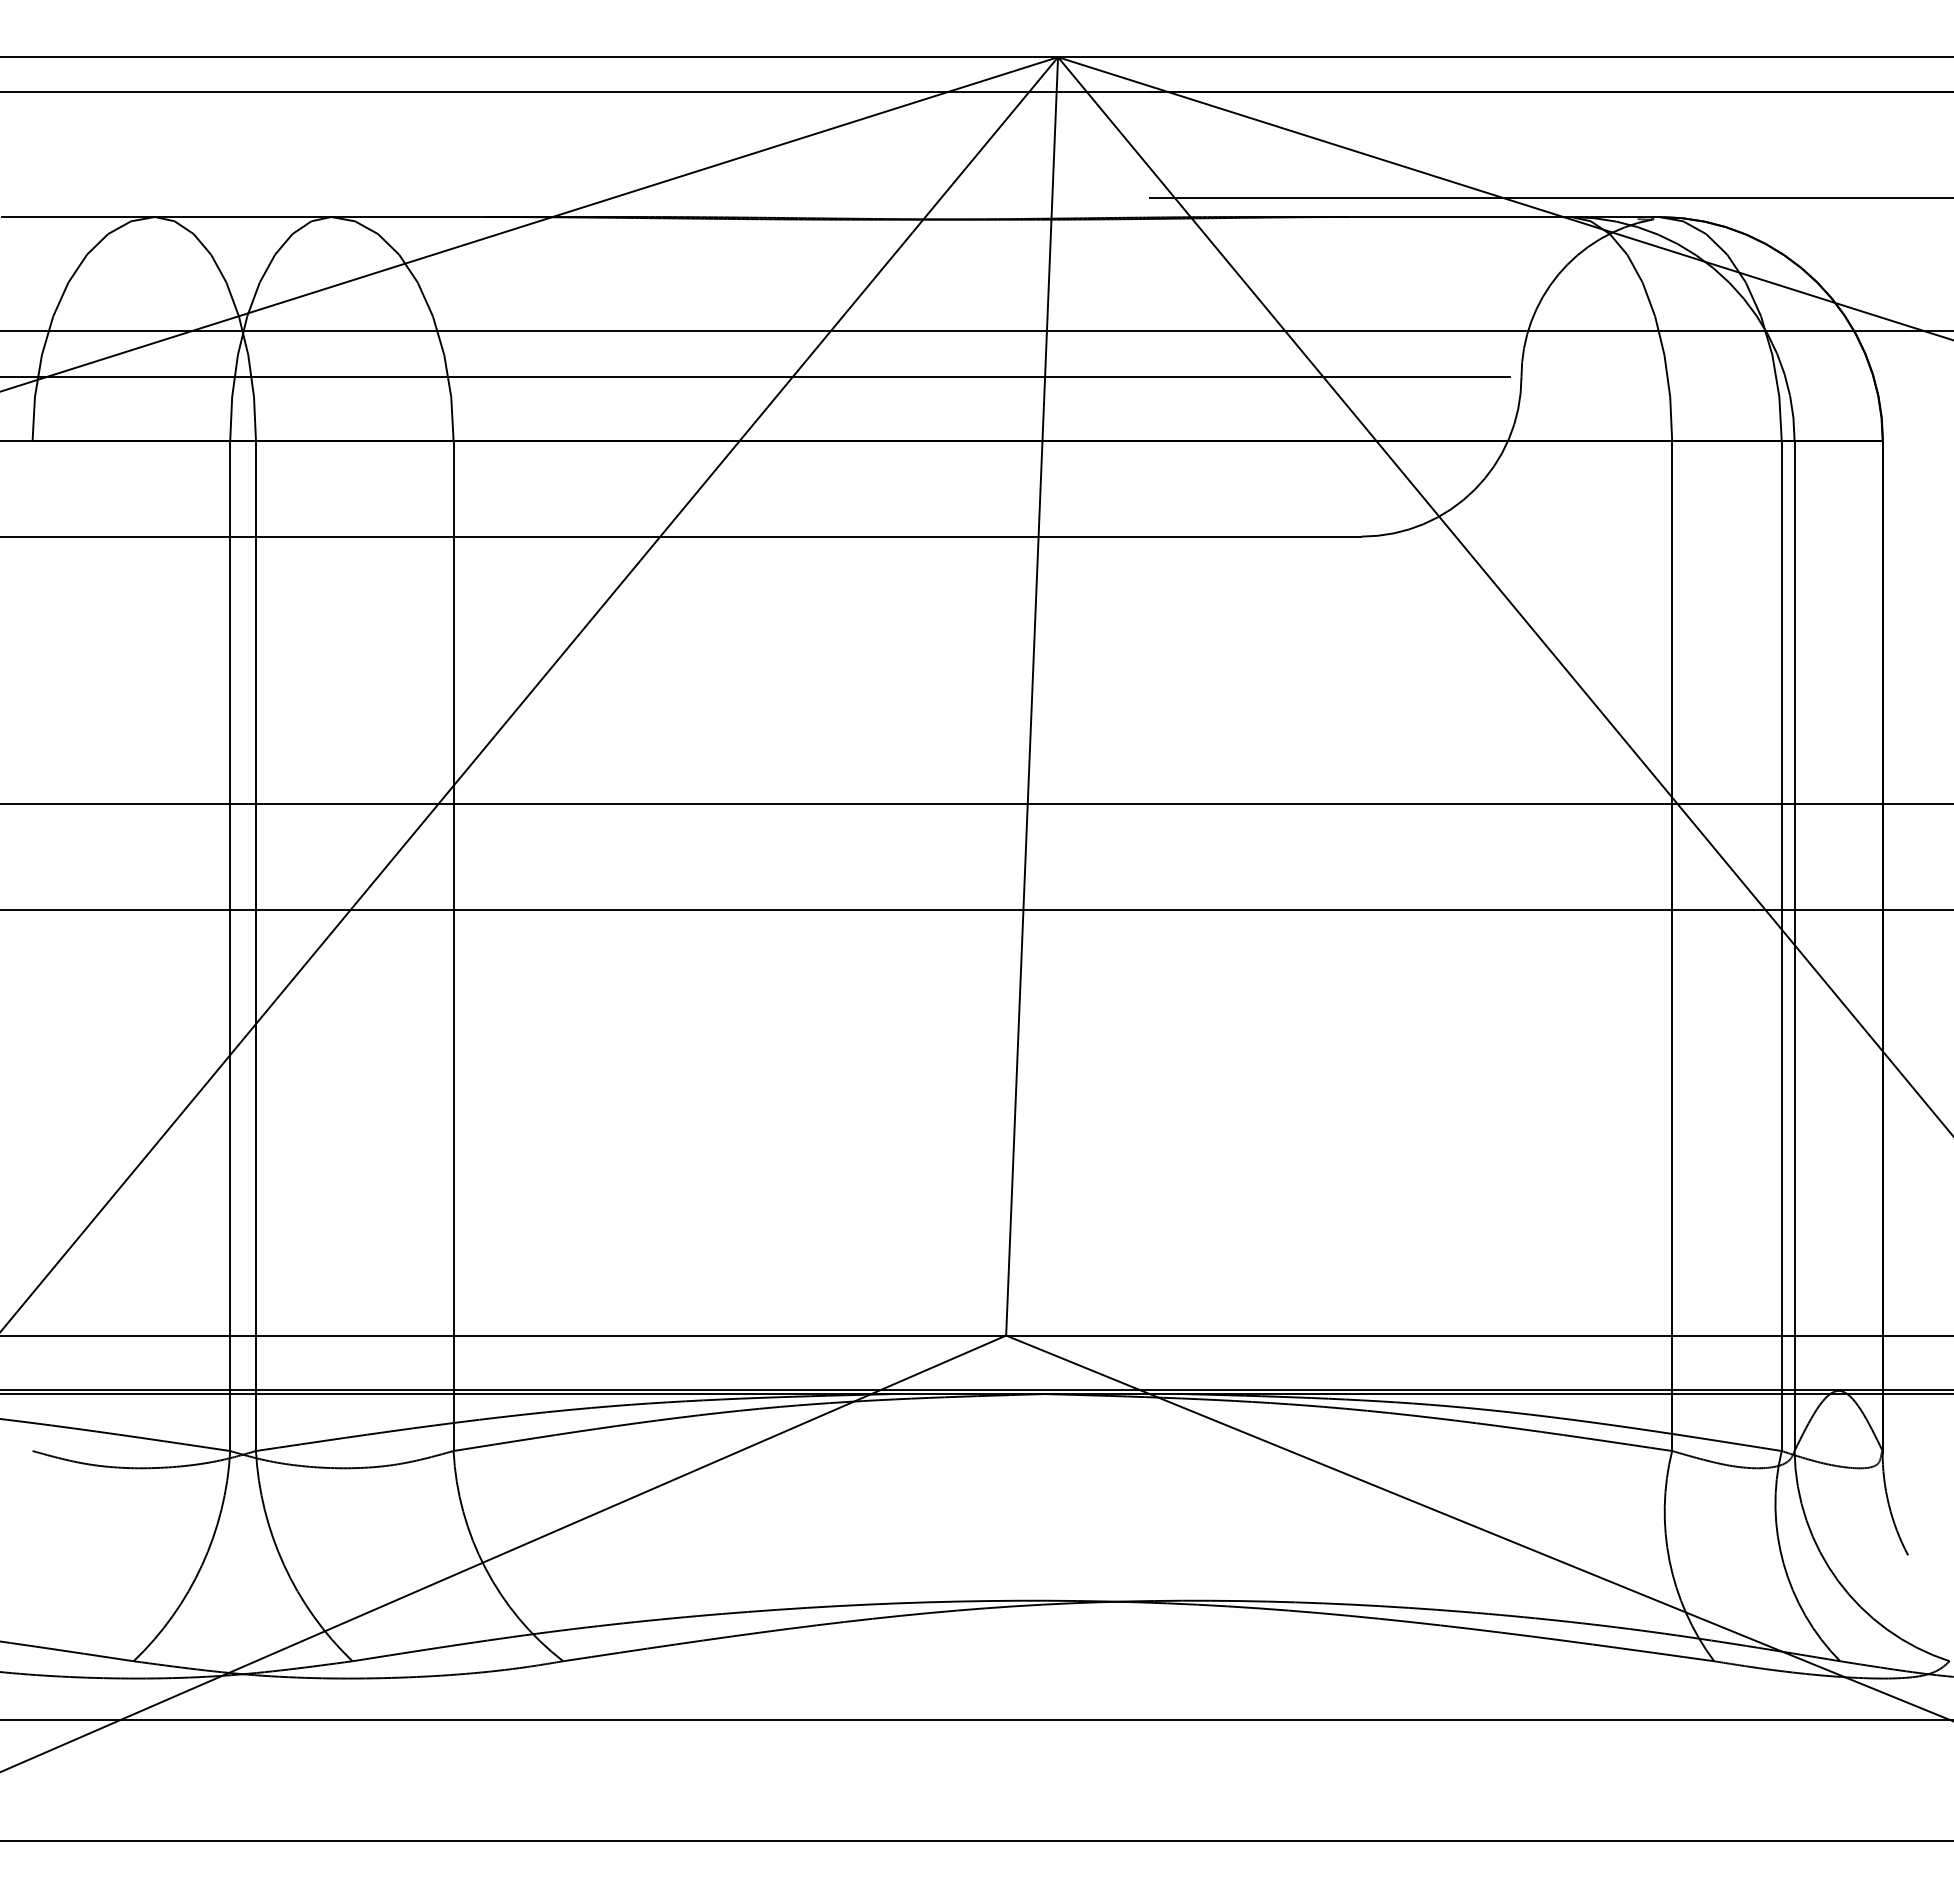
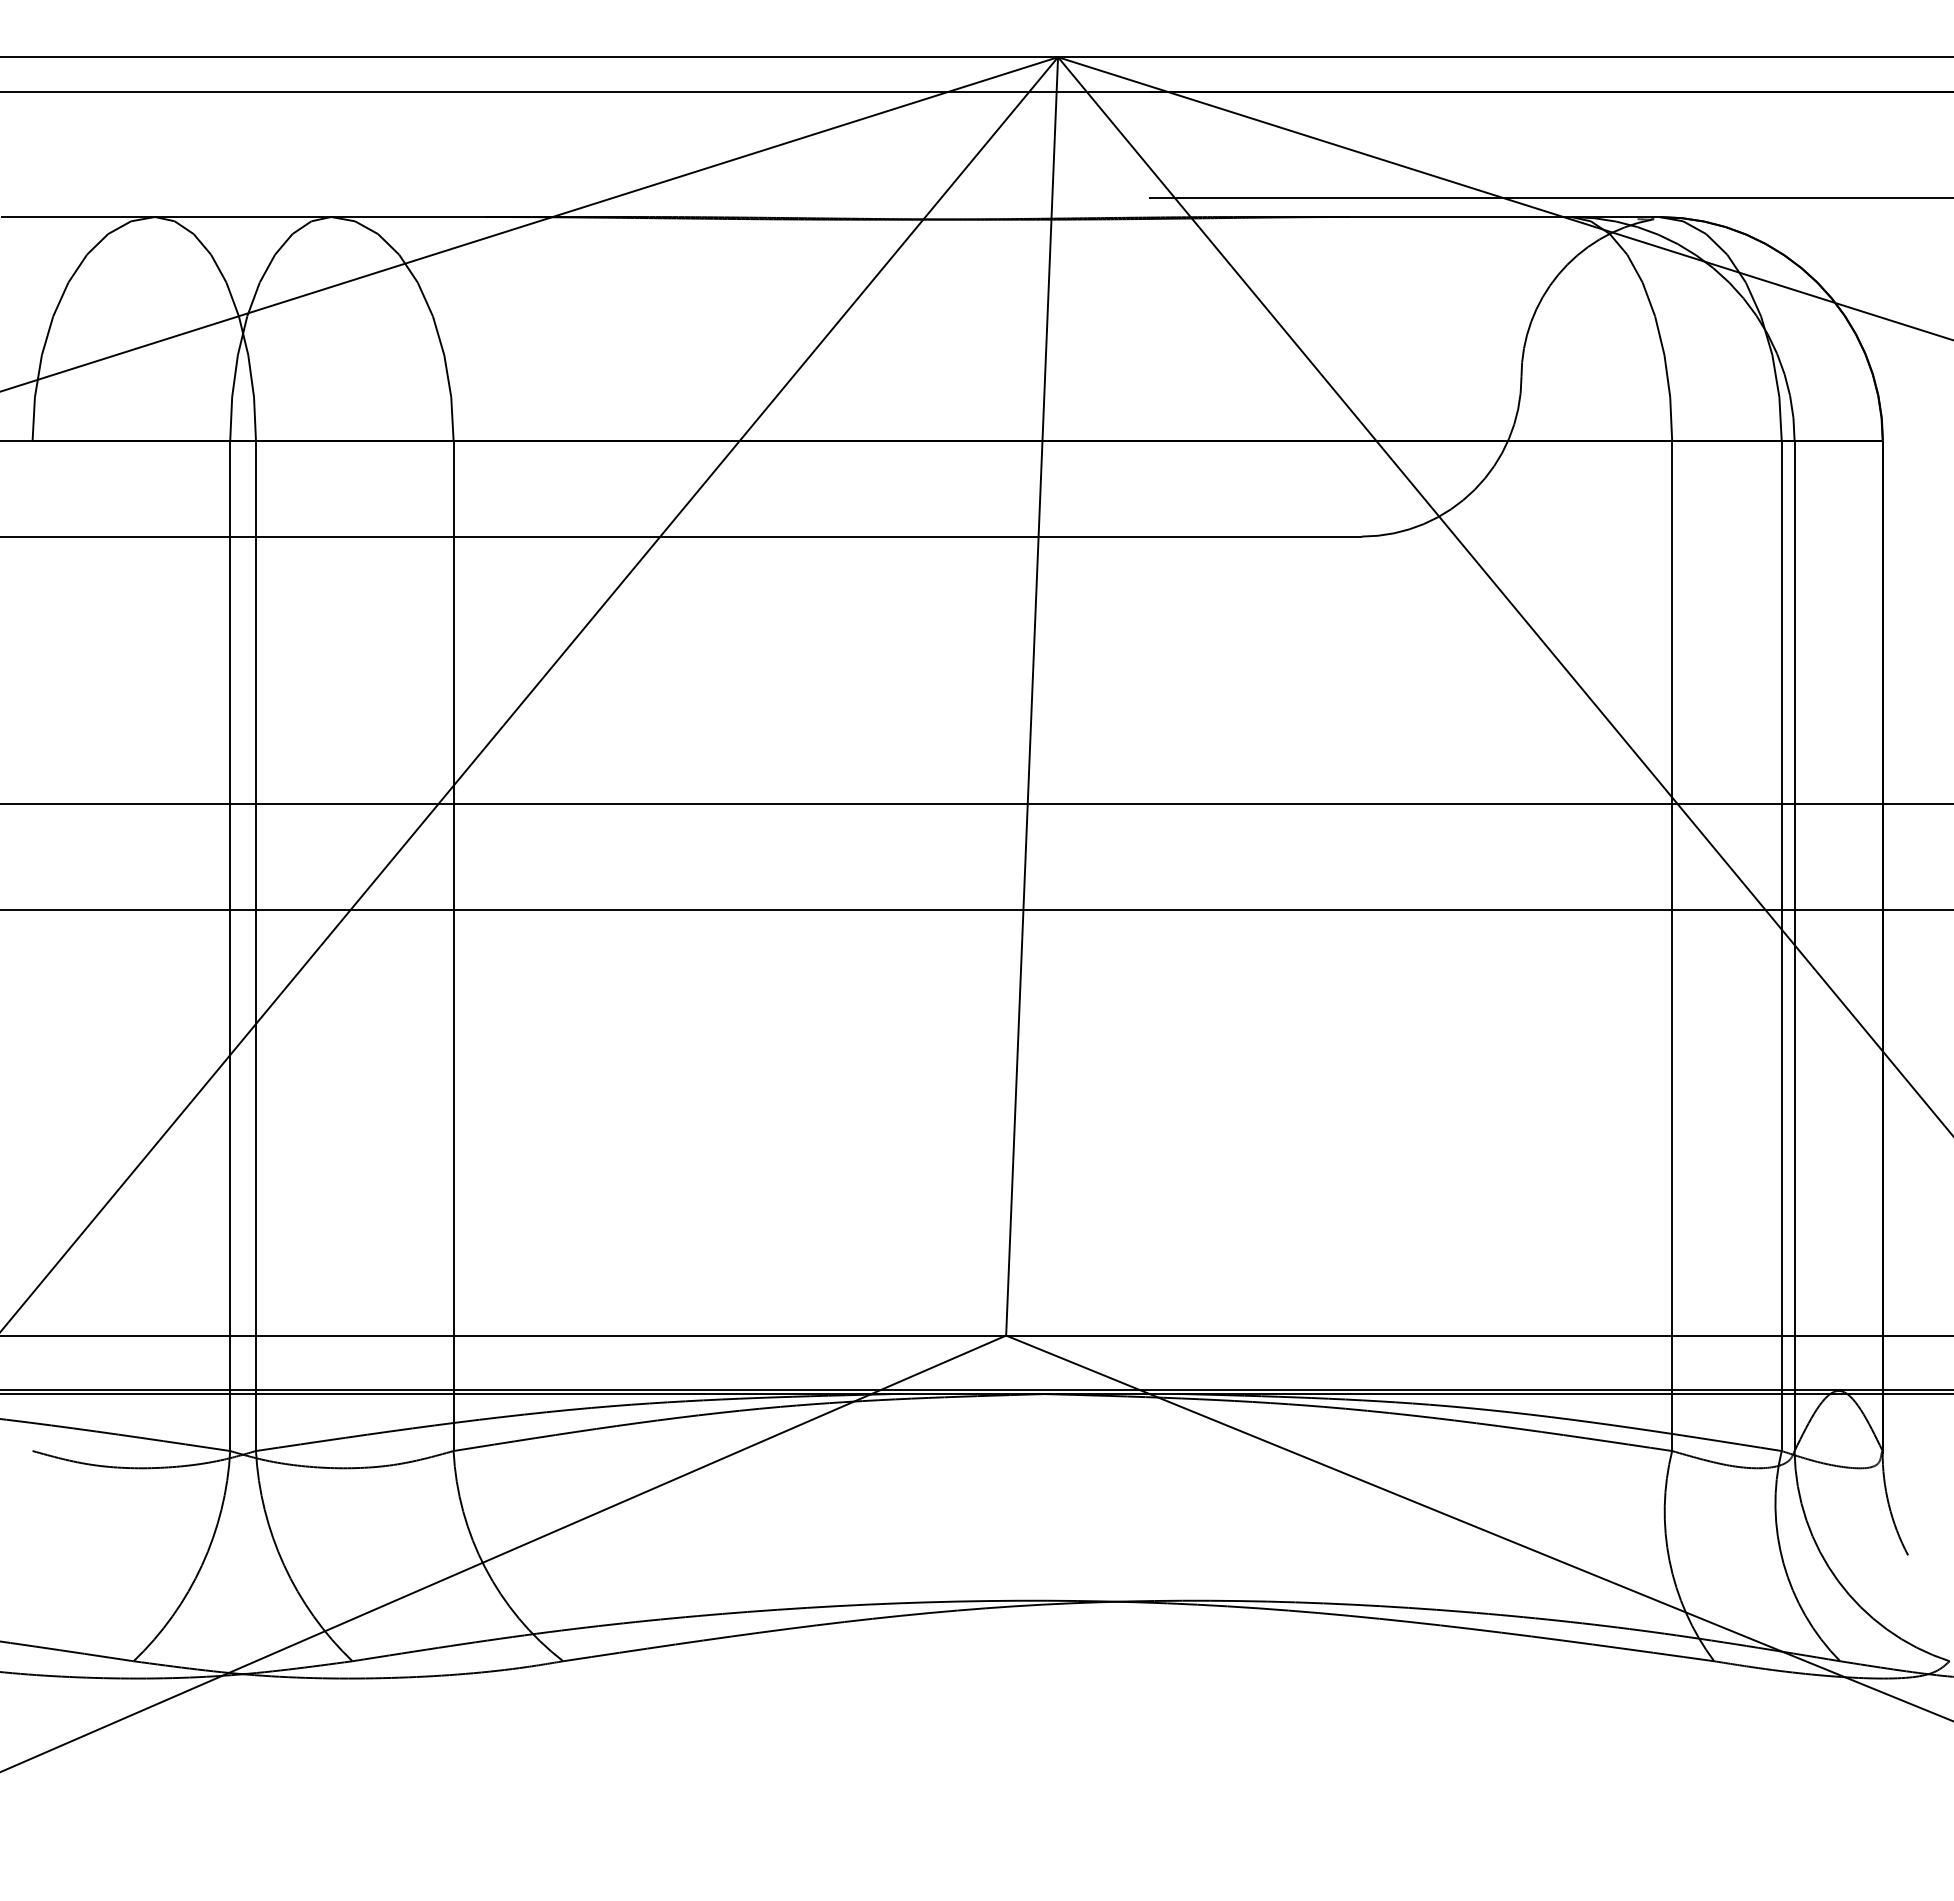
line: present -> none (976, 330)
line: present -> none (756, 376)
line: present -> none (976, 1720)
line: present -> none (976, 1840)
